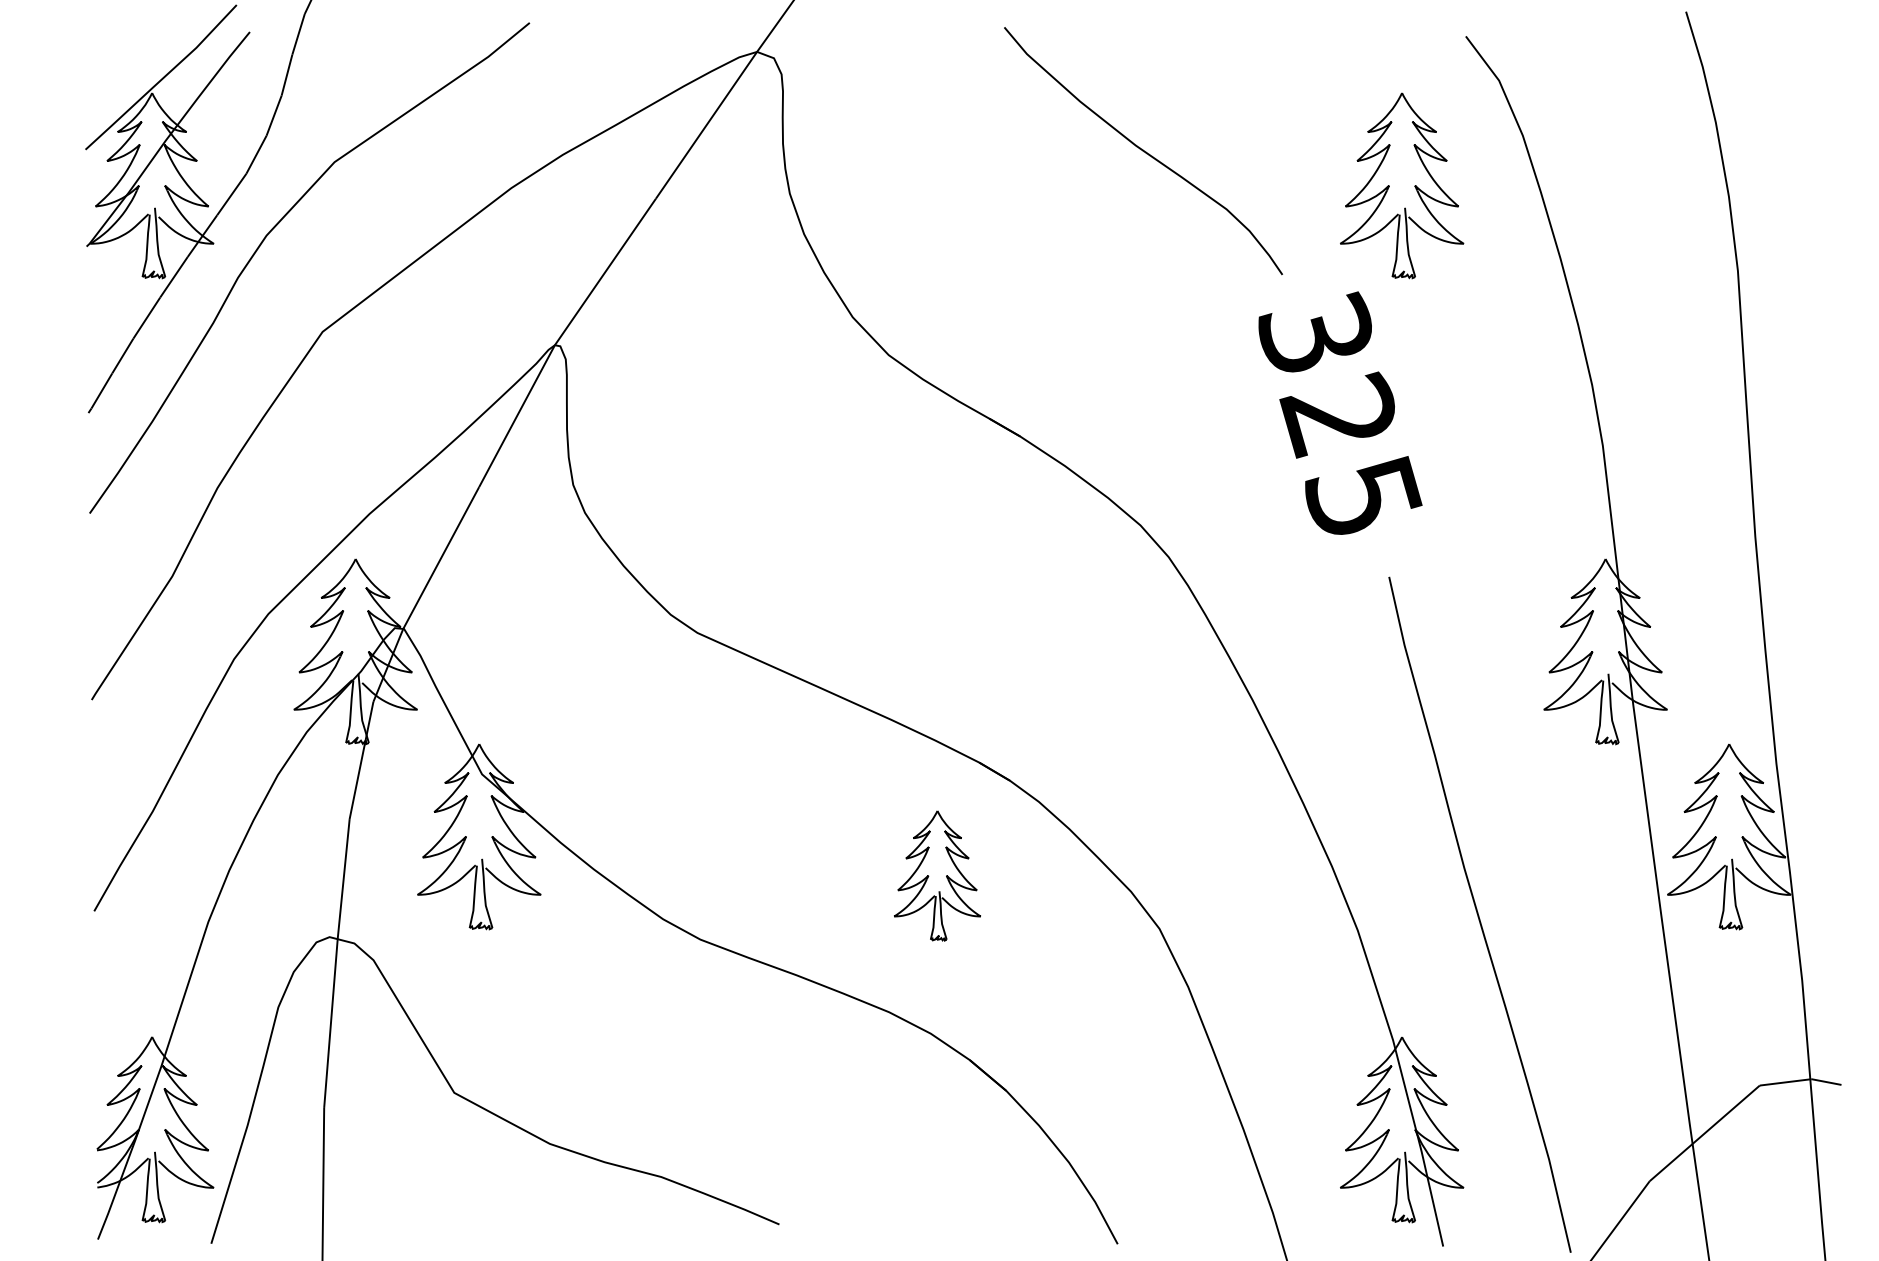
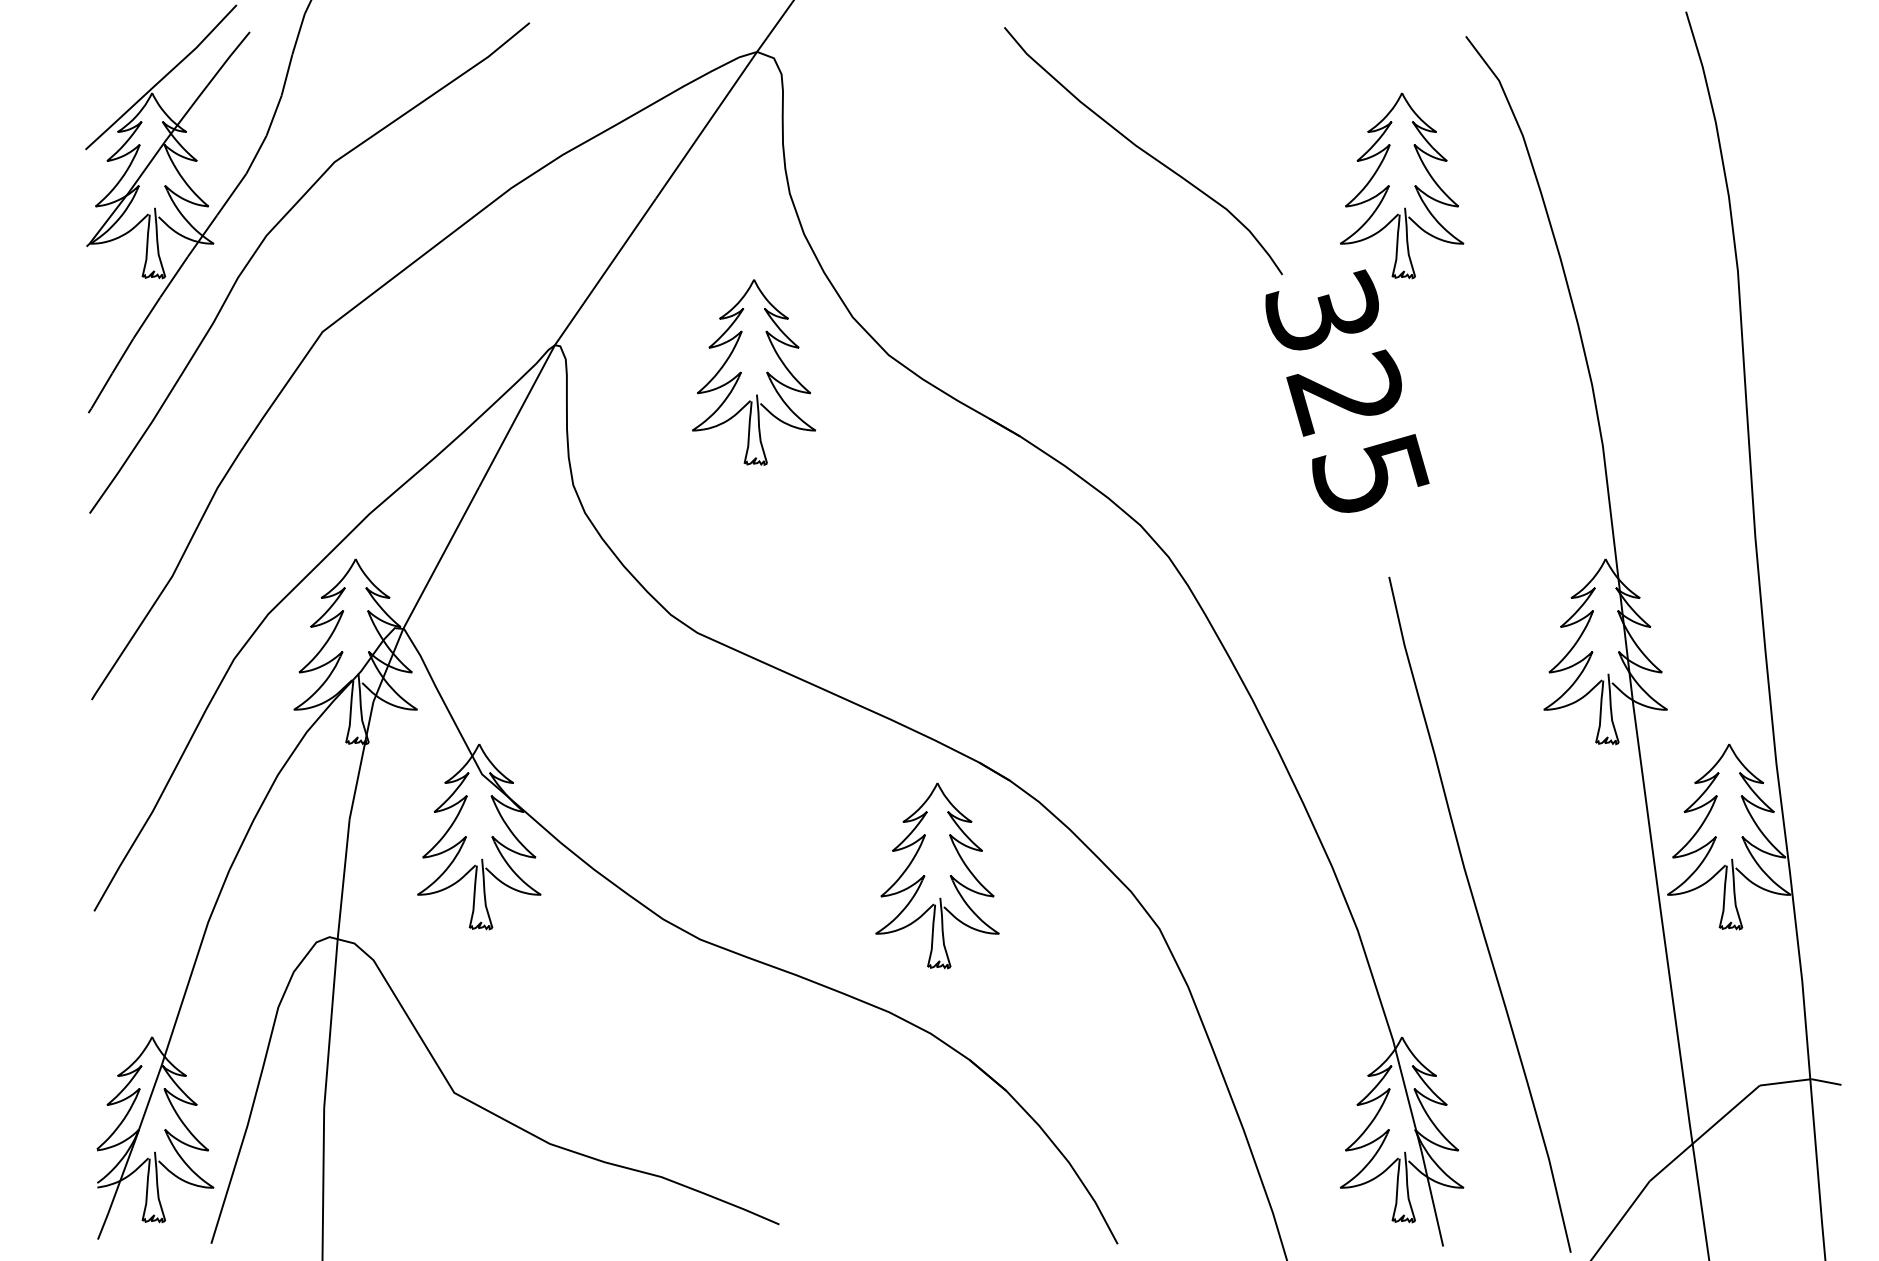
part: none -> present (741, 372)
text position: (1340, 412) -> (1347, 390) (1347, 390)
part size: 87x132 px -> 125x188 px (937, 875)
